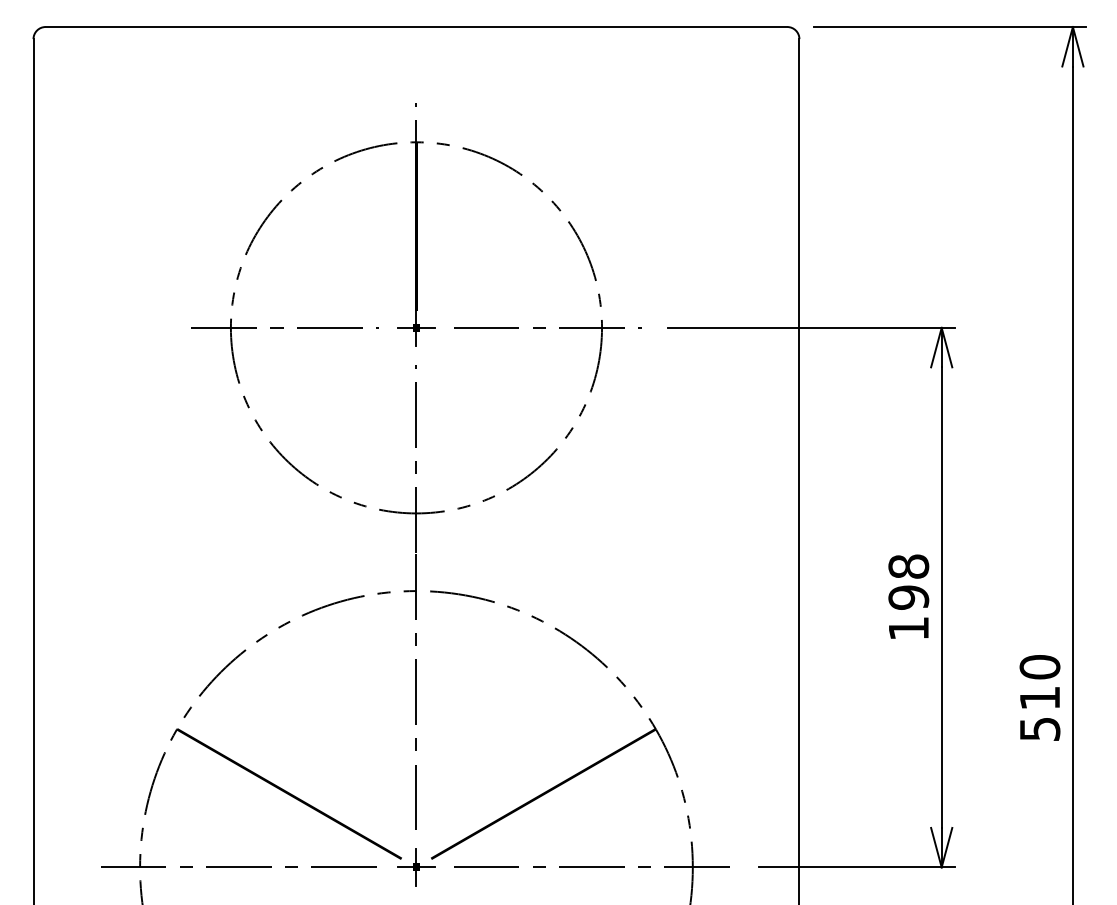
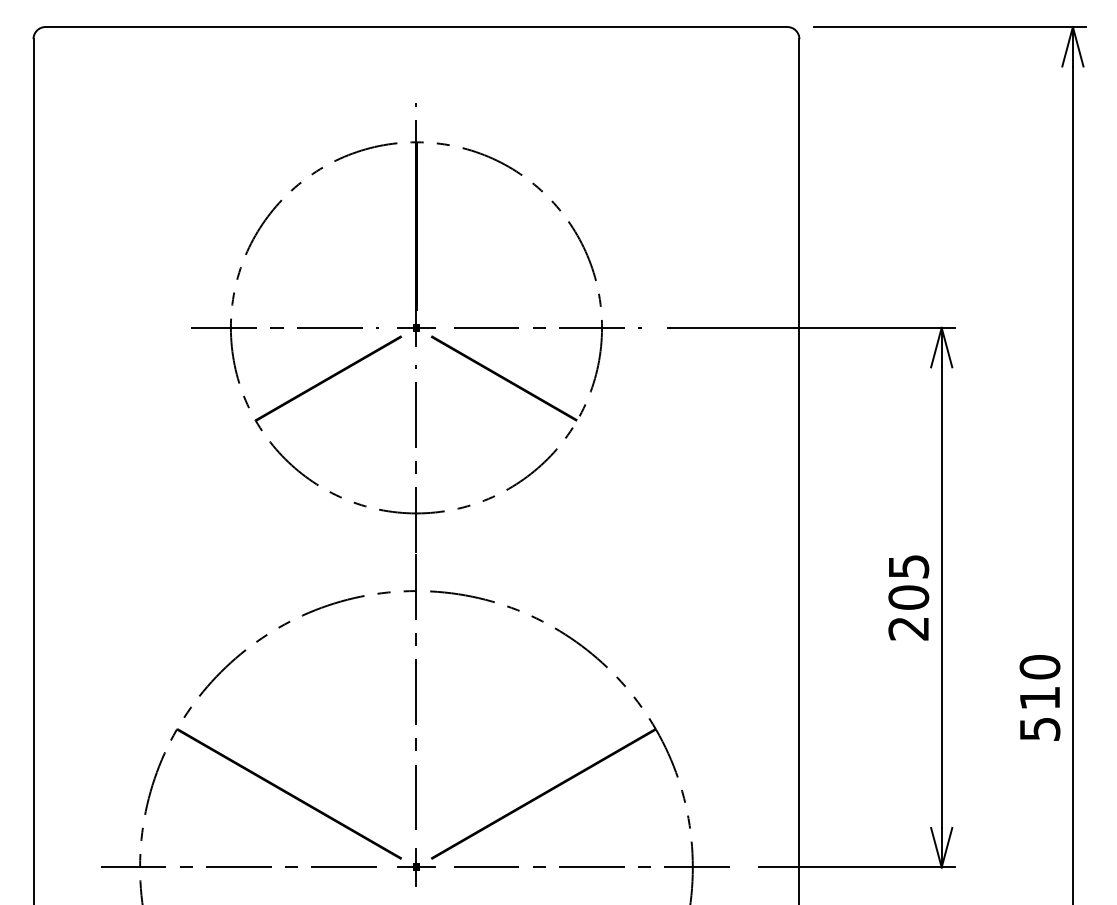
fill: none -> present (328, 378)
fill: none -> present (503, 378)
text: 198 -> 205 (908, 597)
